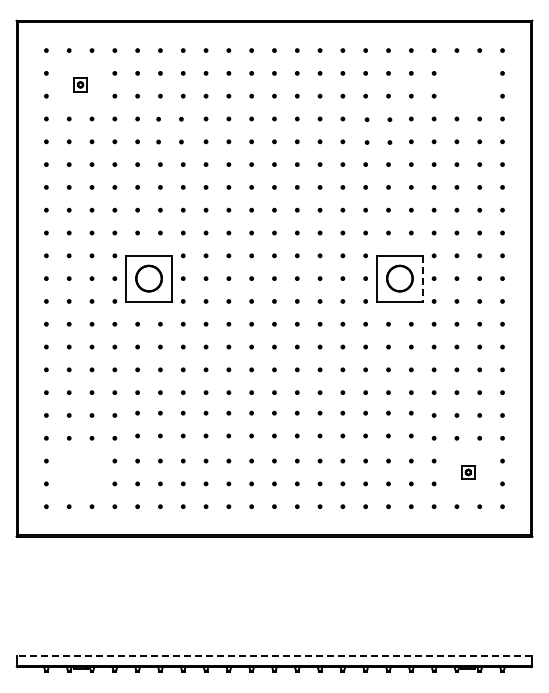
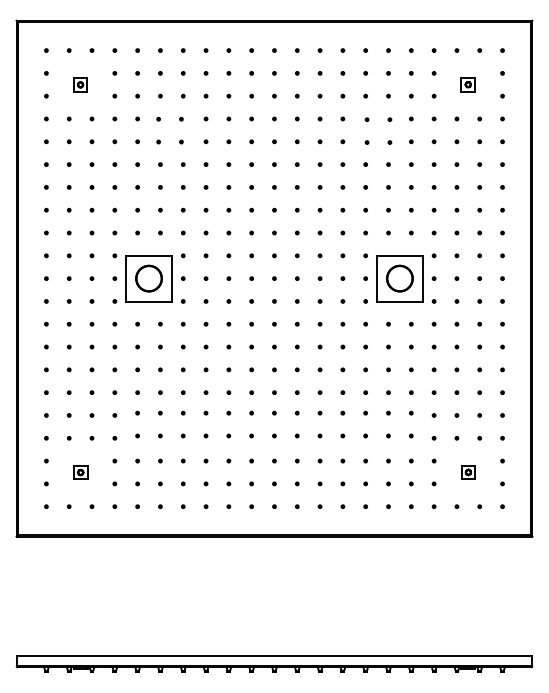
part: none -> present (467, 84)
line: dashed -> solid (422, 278)
part: none -> present (80, 472)
line: dashed -> solid (274, 655)
